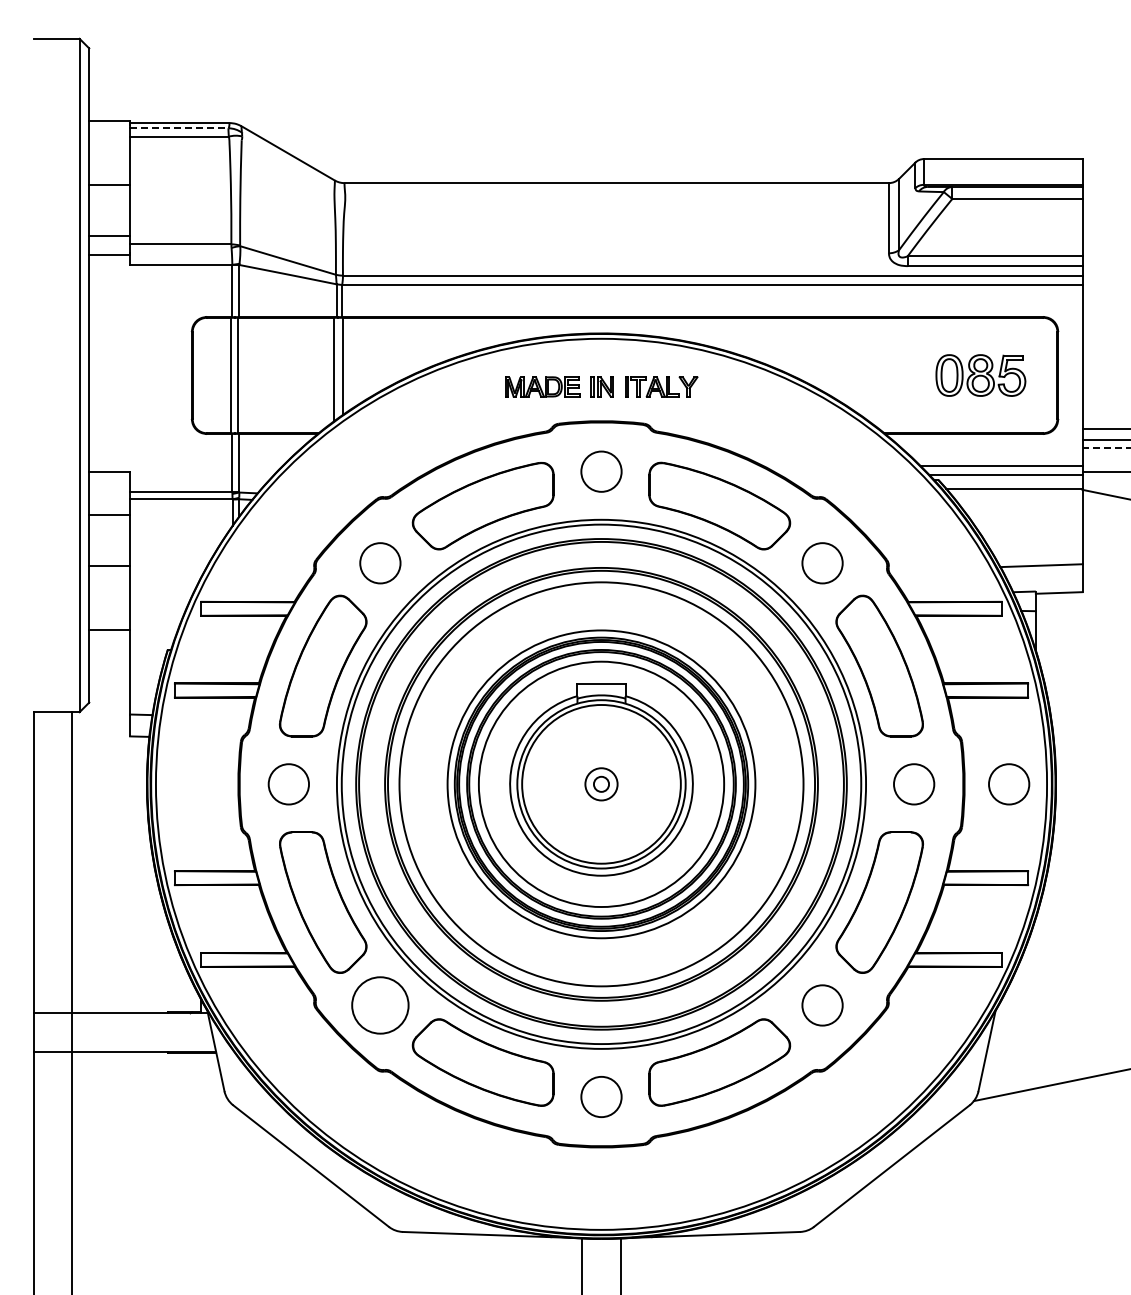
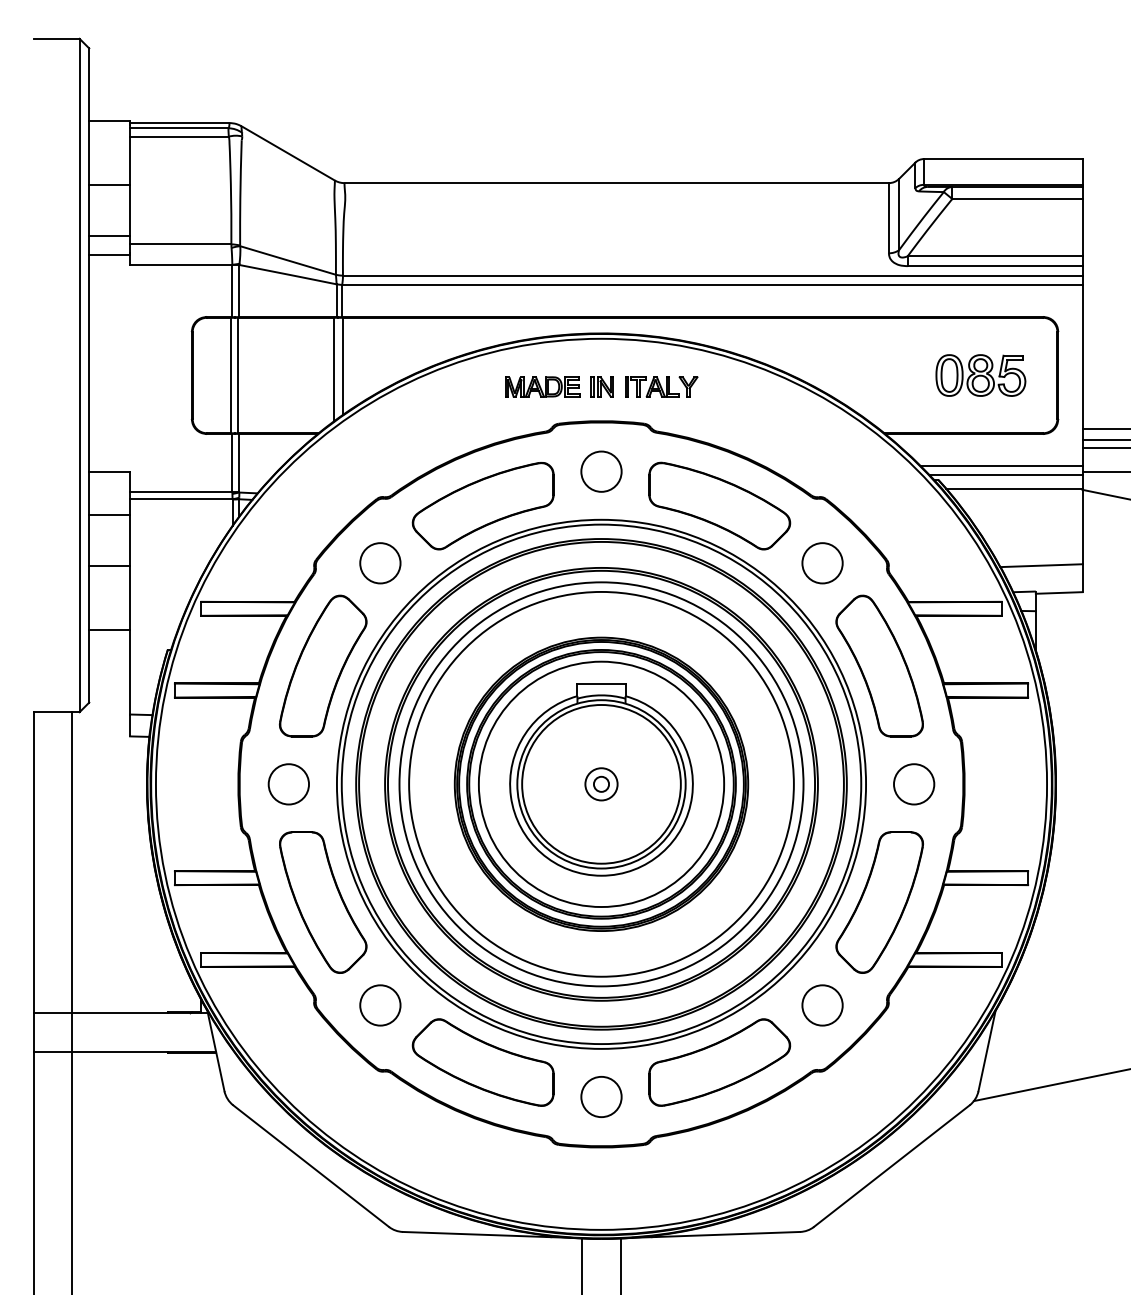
line: dashed -> solid (179, 128)
line: dashed -> solid (1106, 447)
circle diameter: 308 px -> 385 px (601, 783)
circle: present -> none (1009, 784)
circle diameter: 56 px -> 40 px (380, 1005)
